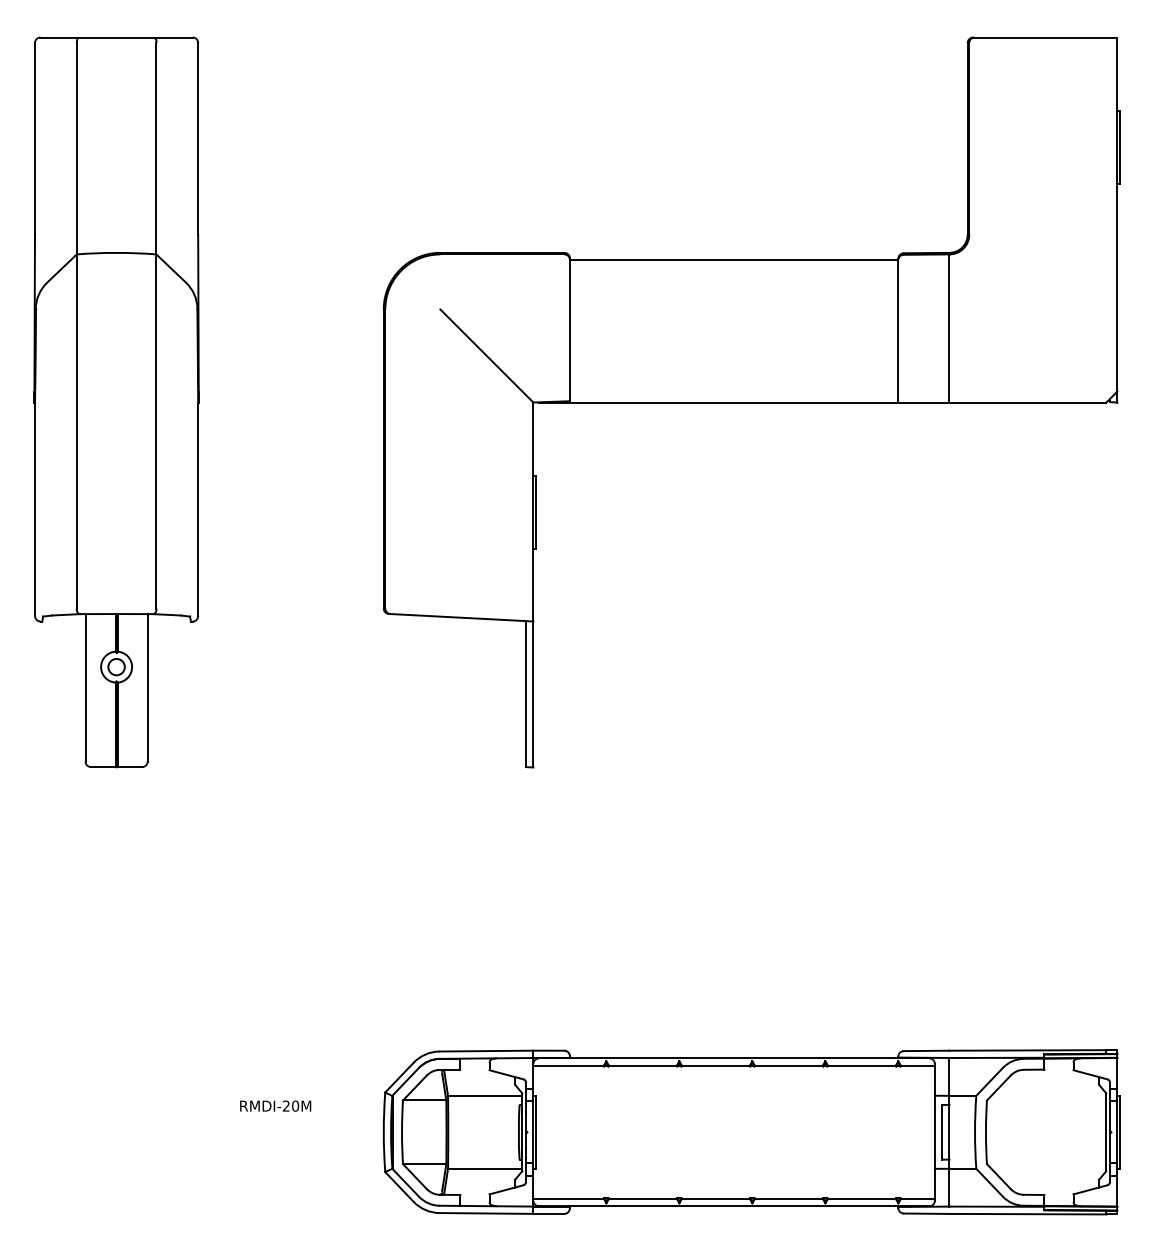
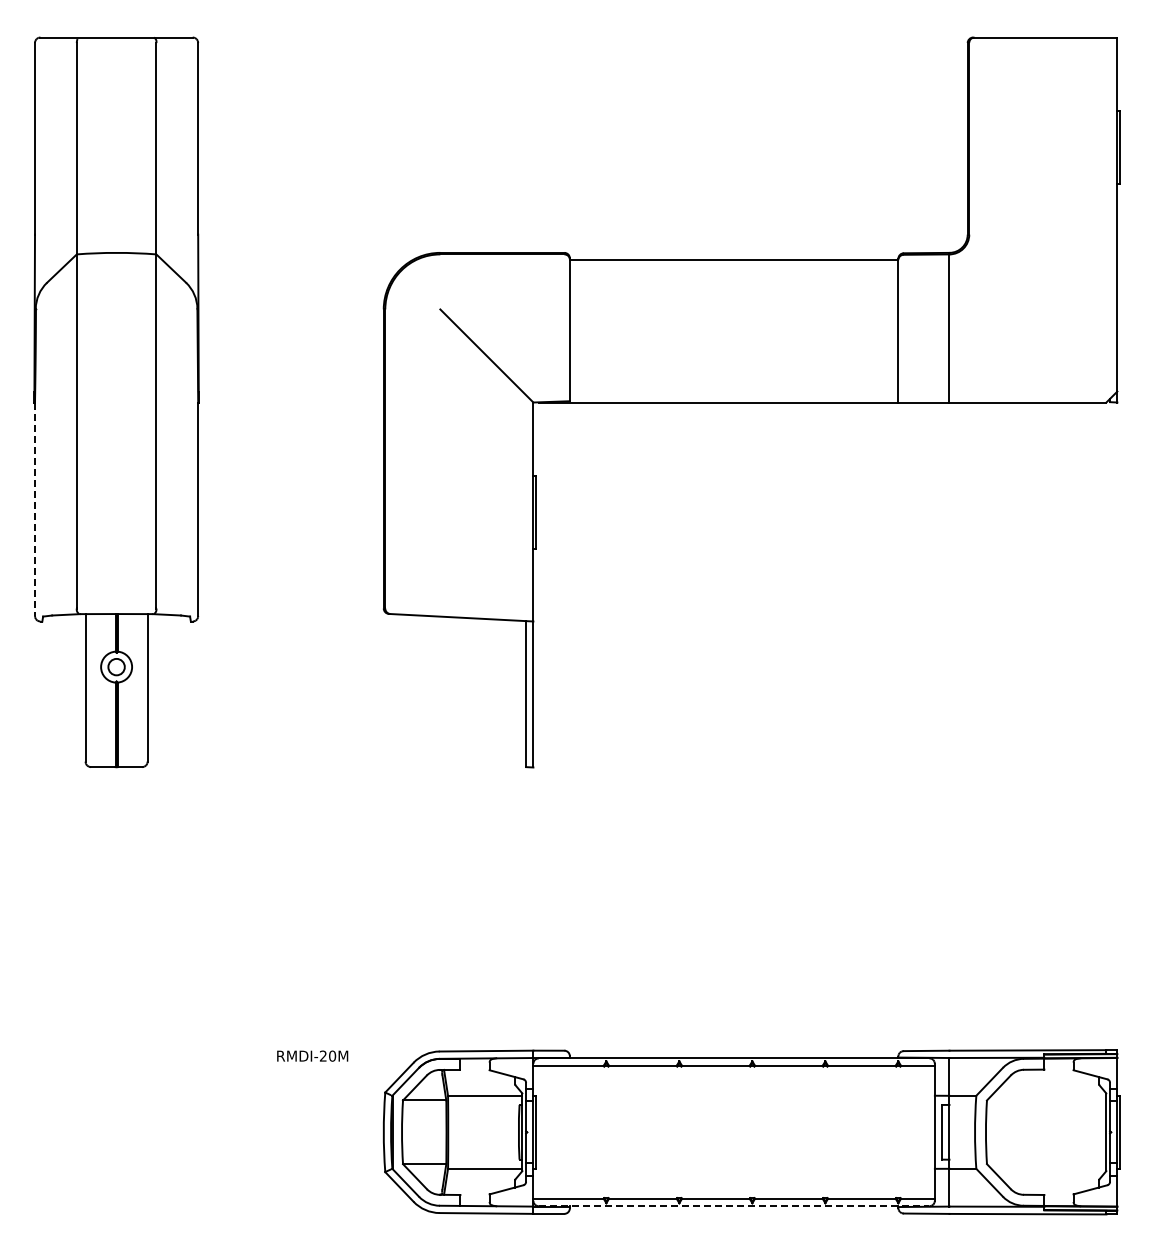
line: solid -> dashed (35, 509)
text position: (275, 1105) -> (312, 1055) (312, 1055)
line: solid -> dashed (734, 1206)
